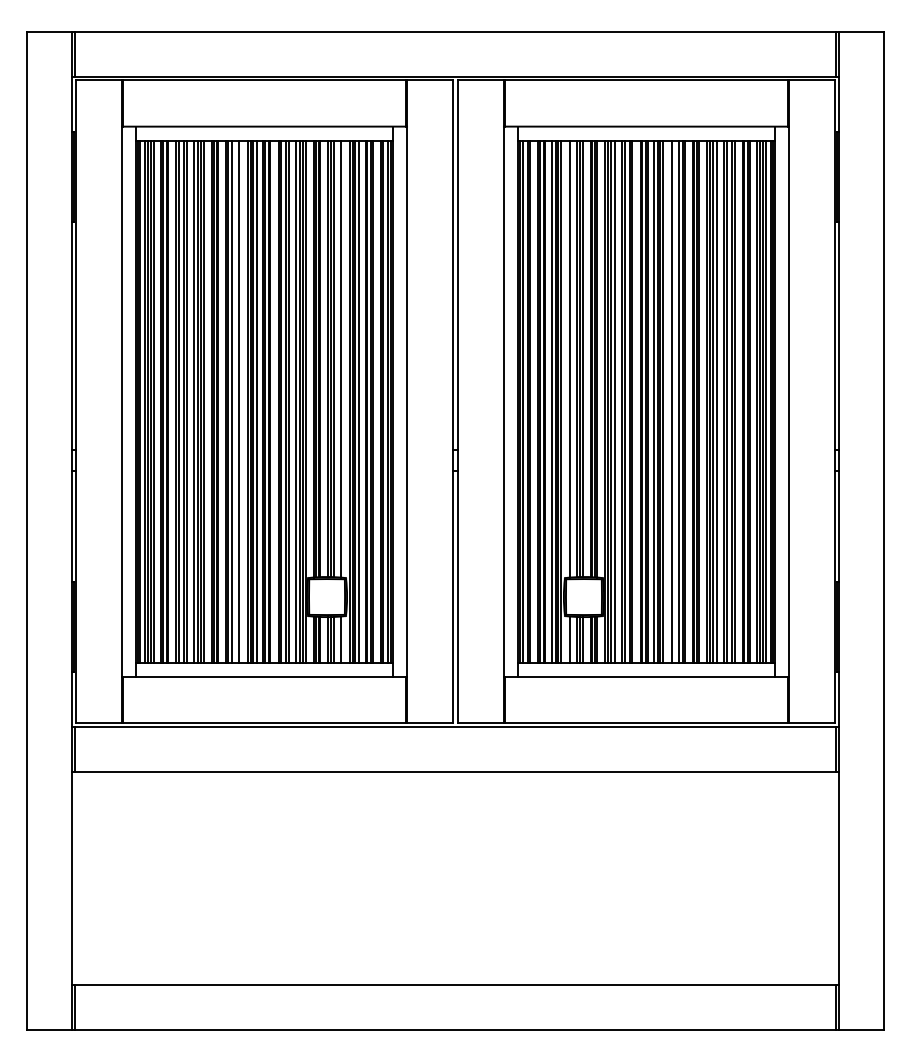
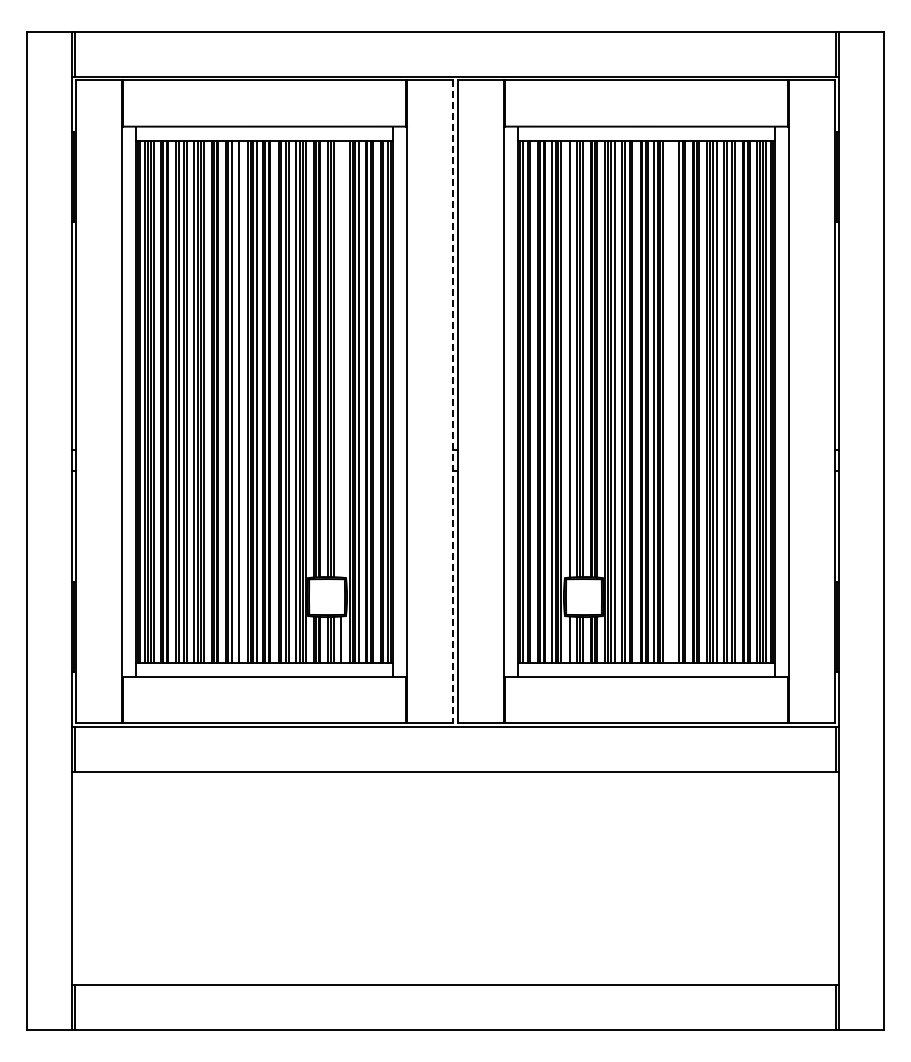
line: present -> none (340, 358)
line: solid -> dashed (453, 401)
line: present -> none (672, 401)
